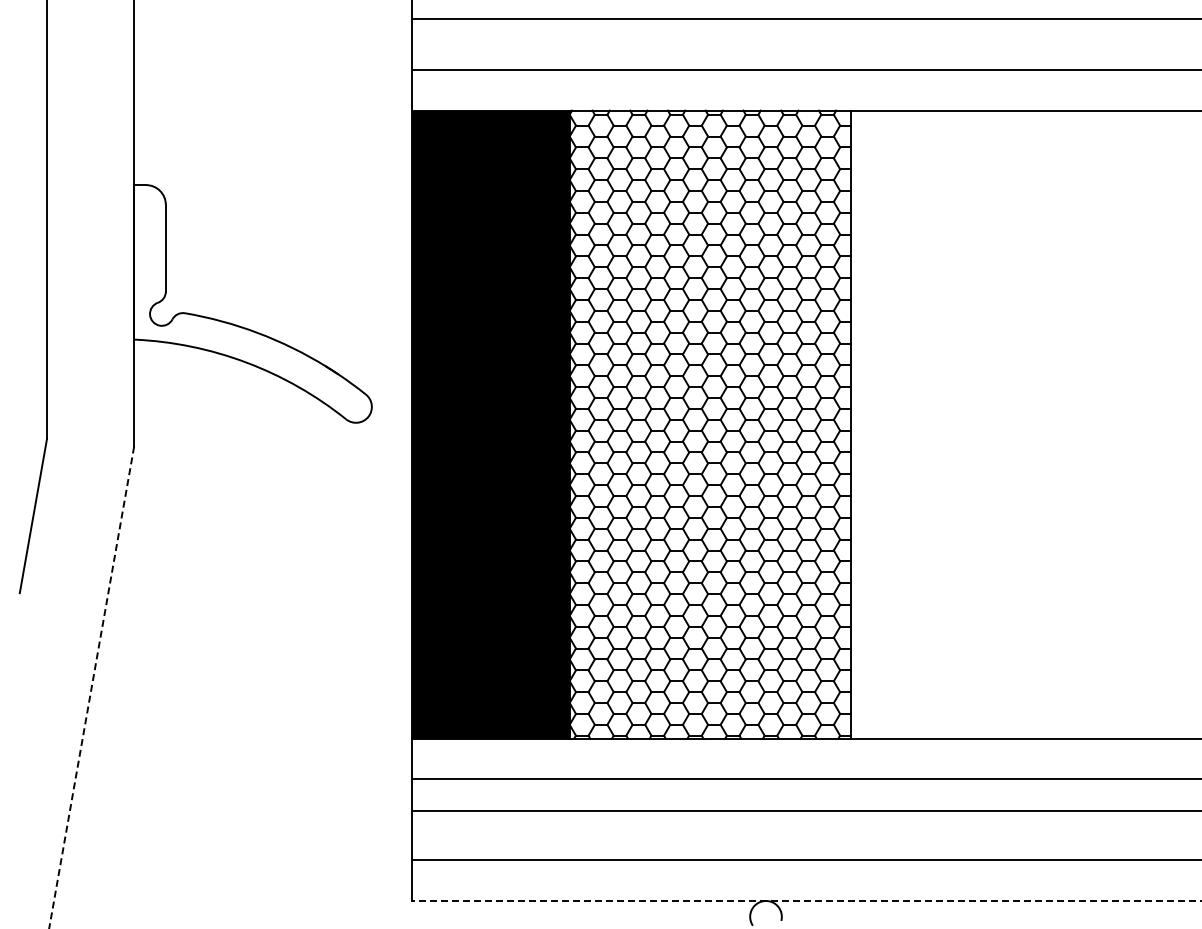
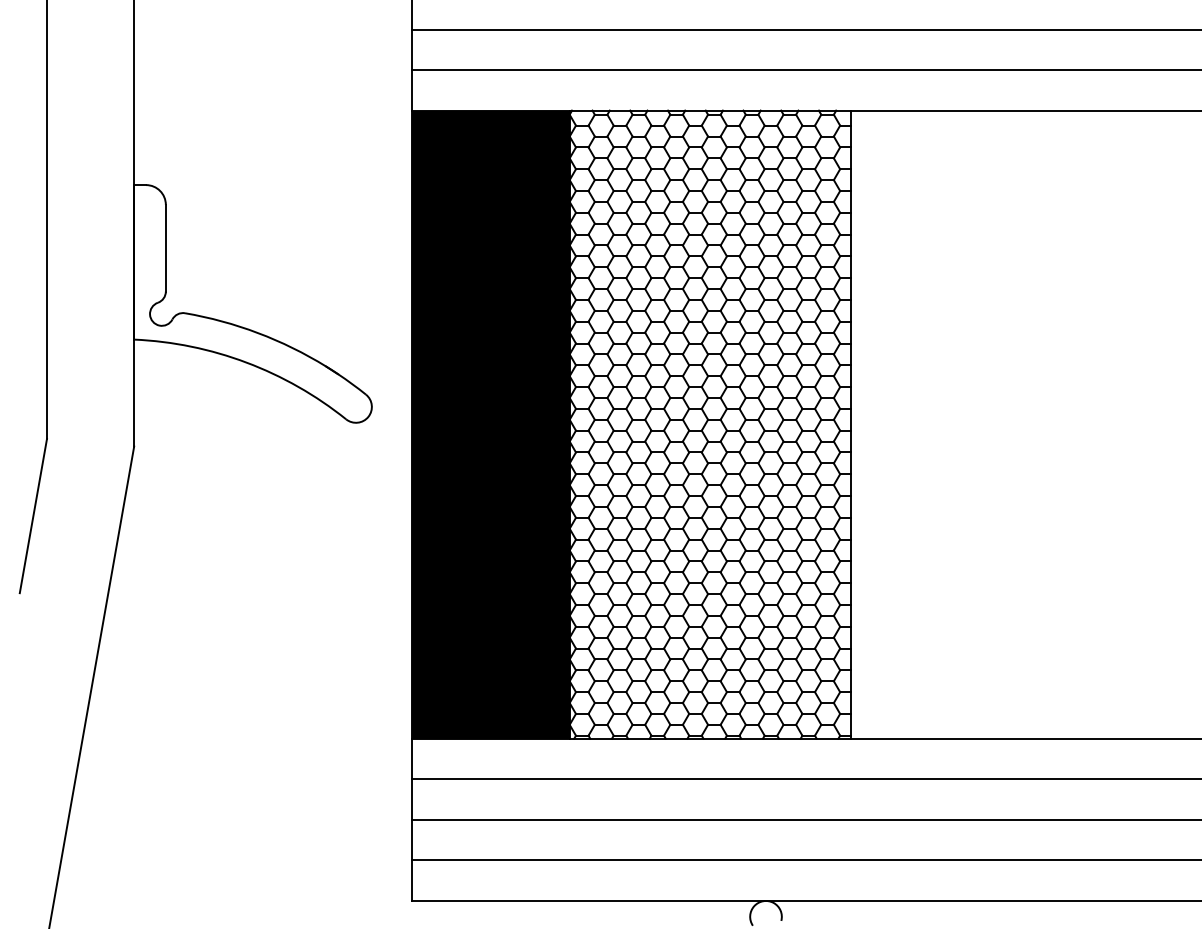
line position: (804, 18) -> (804, 29) (804, 29)
line: dashed -> solid (91, 687)
line position: (804, 810) -> (804, 819) (804, 819)
line: dashed -> solid (806, 901)
